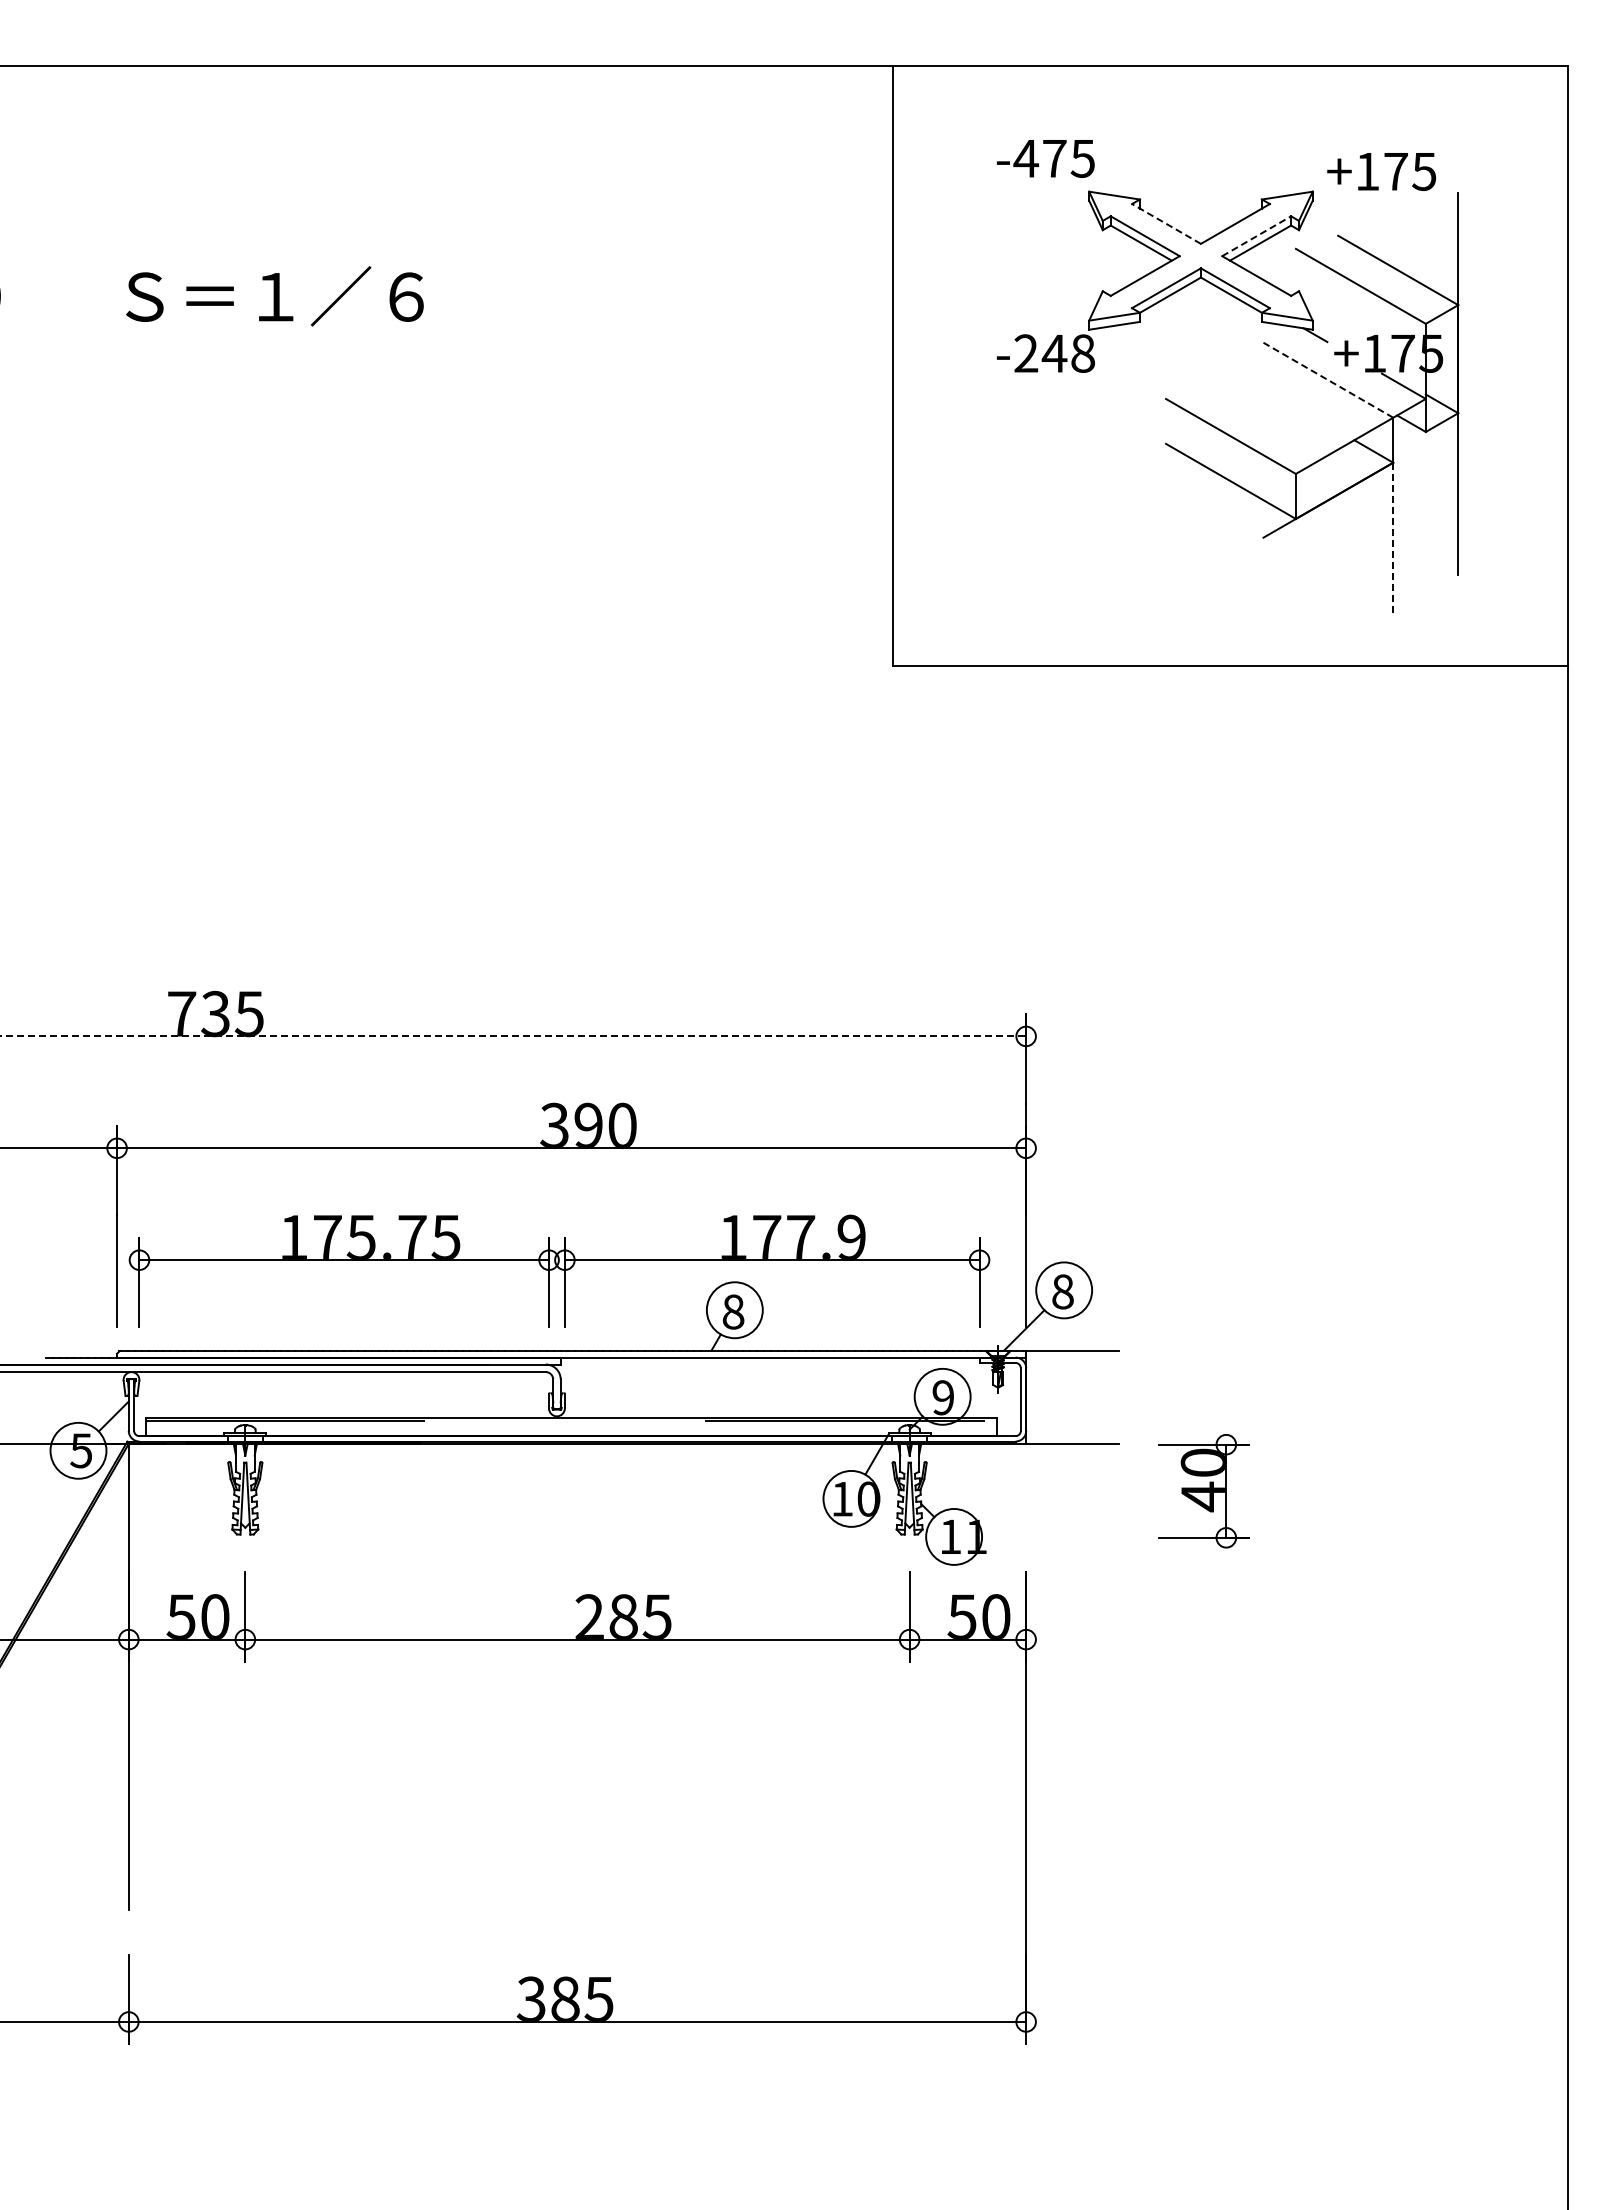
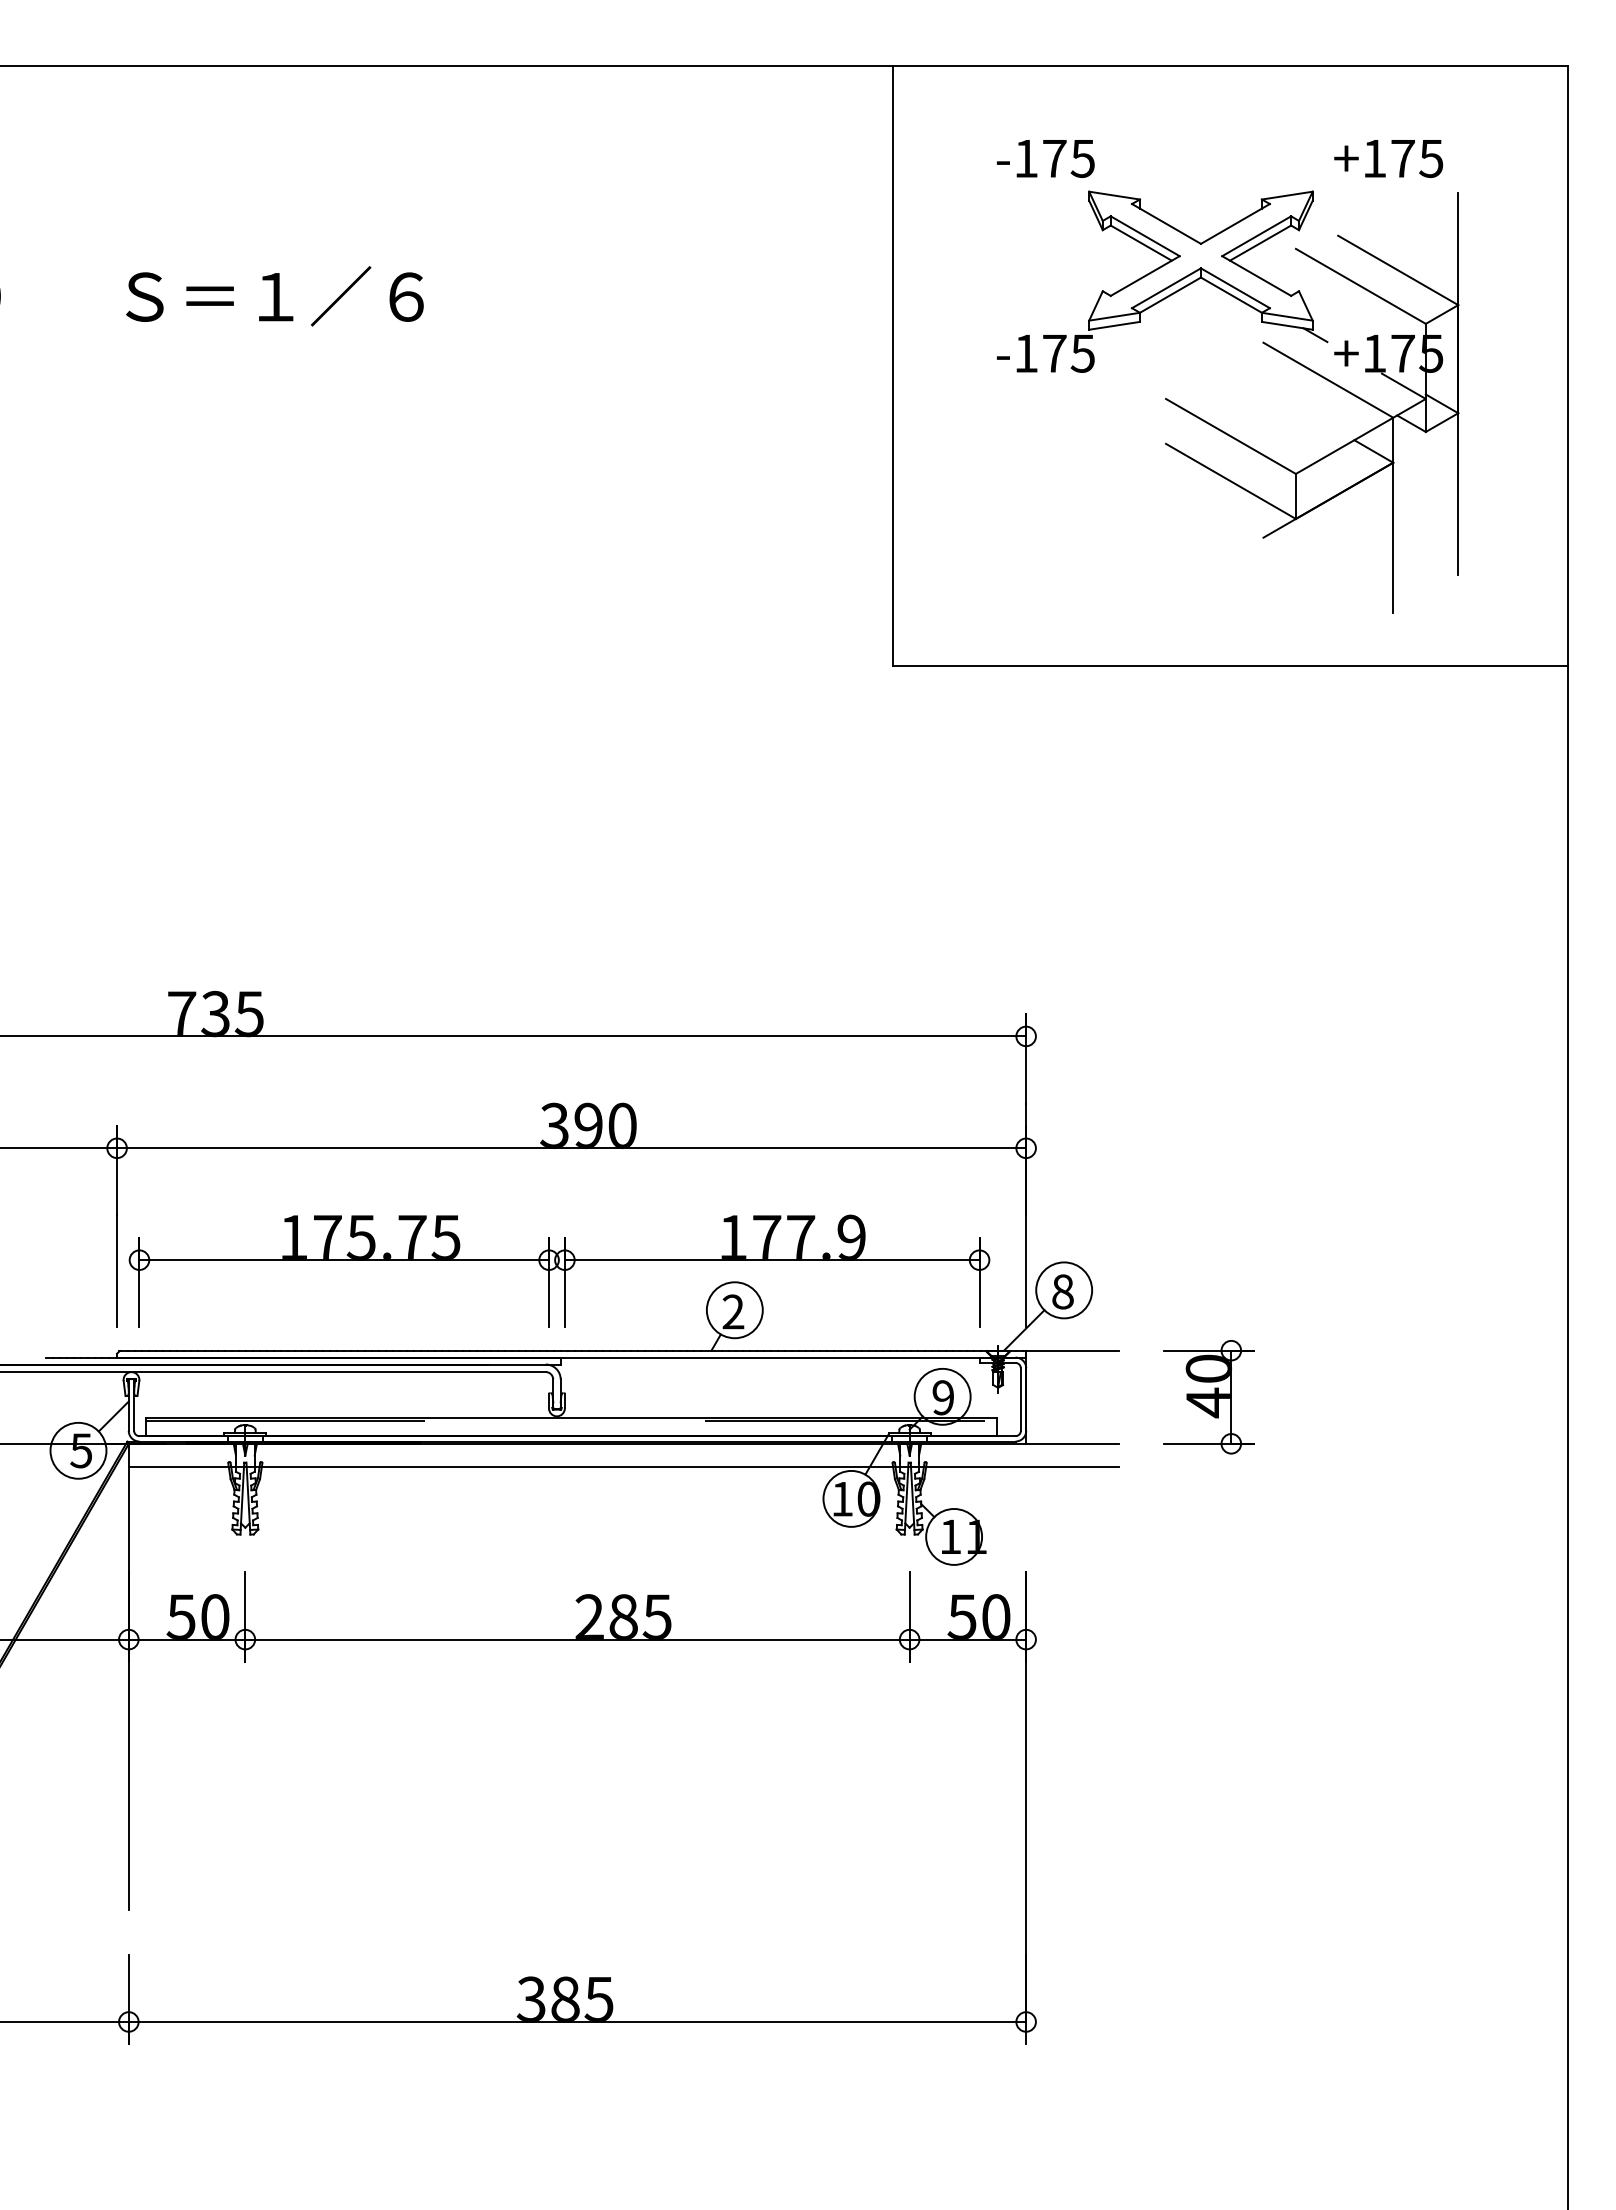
text: -475 -> -175 (1026, 158)
text position: (1381, 171) -> (1388, 158) (1388, 158)
line: dashed -> solid (1166, 223)
line: dashed -> solid (1256, 236)
text: -248 -> -175 (1054, 353)
line: dashed -> solid (1328, 380)
line: dashed -> solid (1393, 537)
line: dashed -> solid (513, 1036)
text: 8 -> 2 (733, 1311)
line: none -> present (623, 1467)
part position: (1203, 1491) -> (1208, 1397) (1208, 1397)
